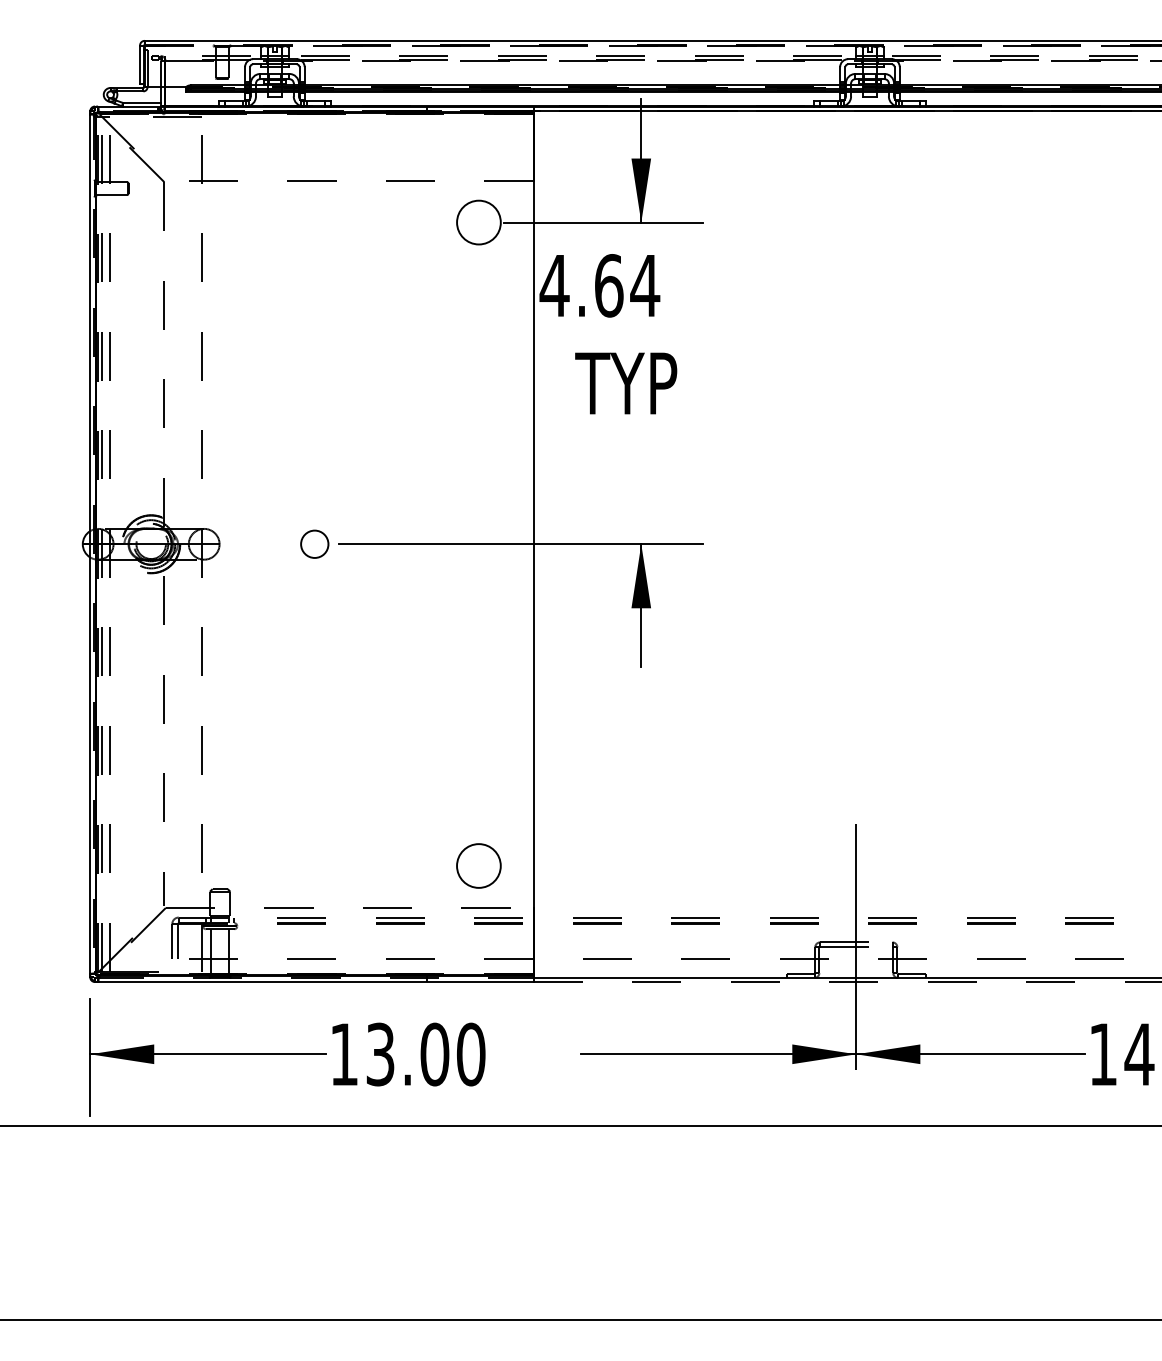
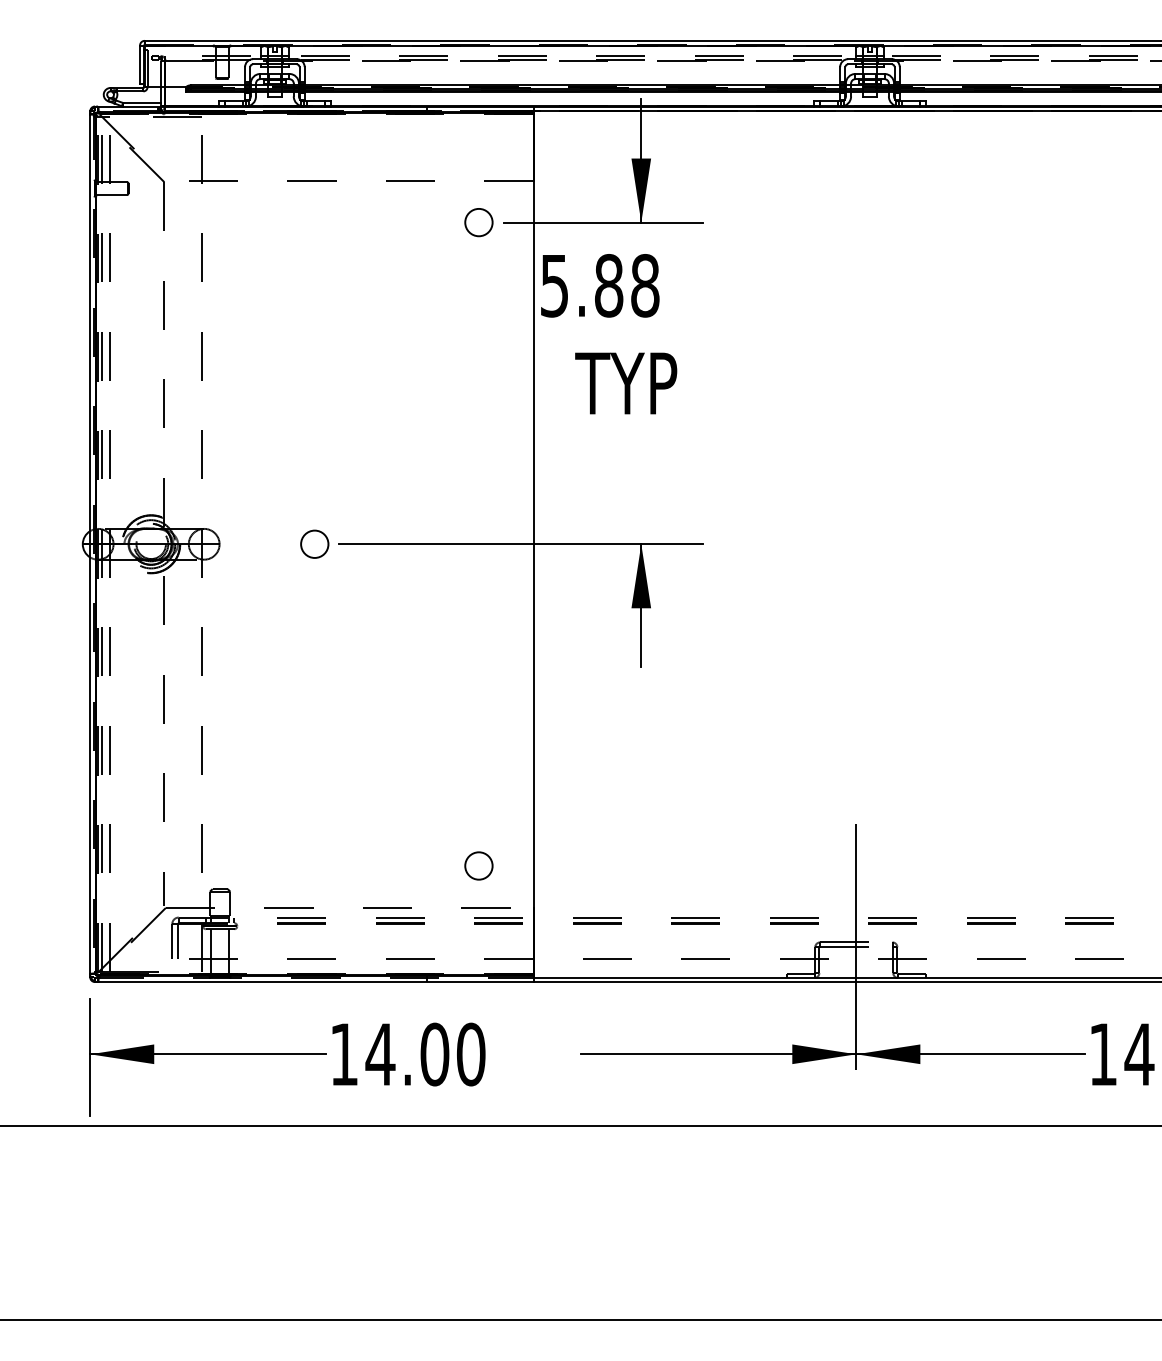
line: dashed -> solid (653, 45)
circle diameter: 44 px -> 27 px (478, 222)
text: 4.64 -> 5.88 (599, 285)
circle size: 46x46 px -> 30x30 px (478, 865)
line: dashed -> solid (847, 982)
text: 13.00 -> 14.00 (380, 1054)
